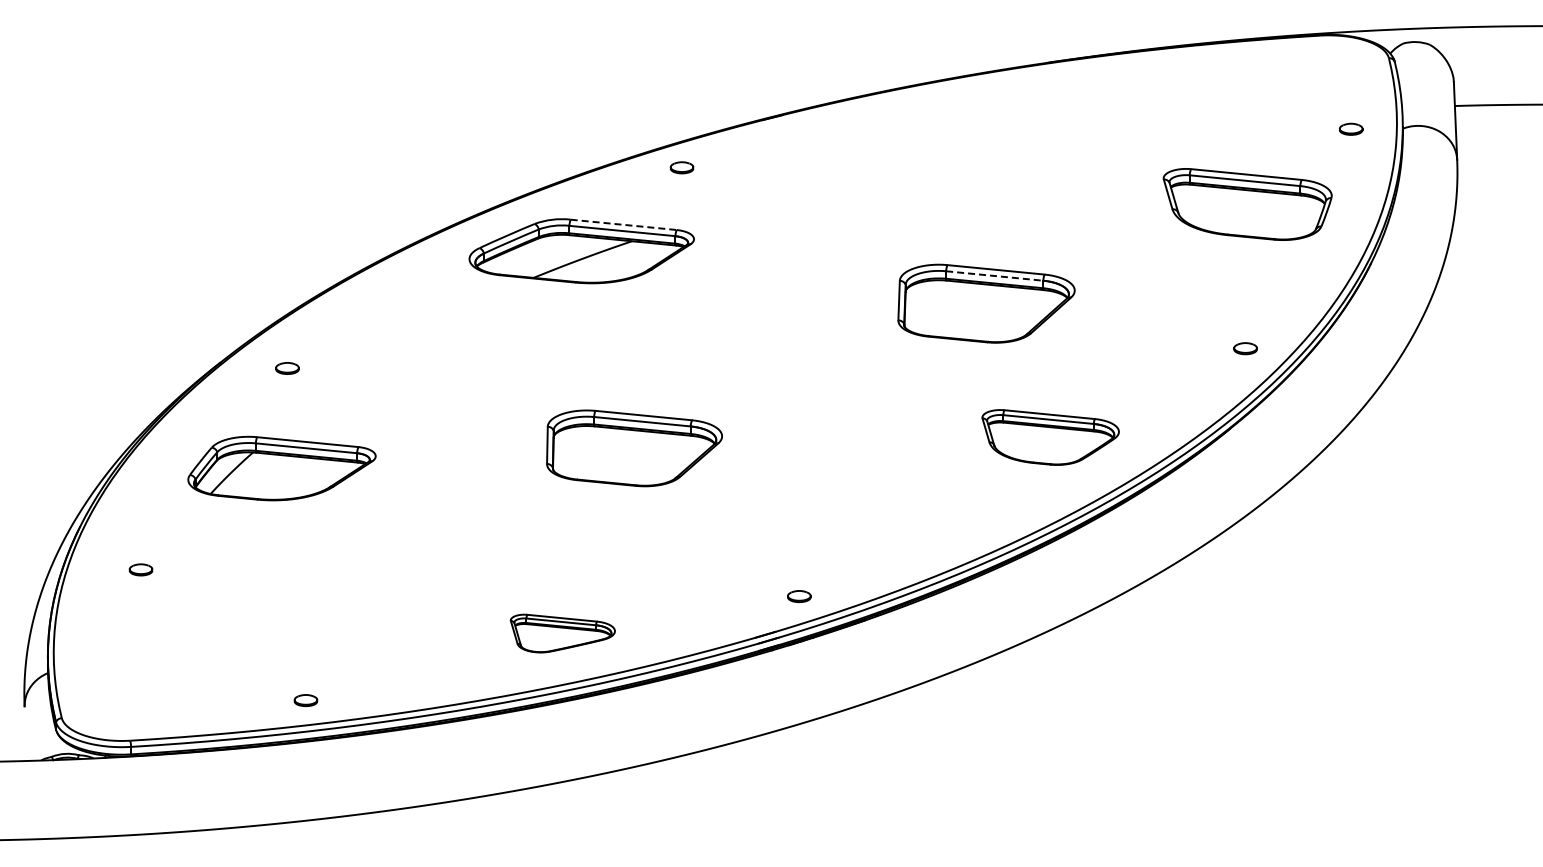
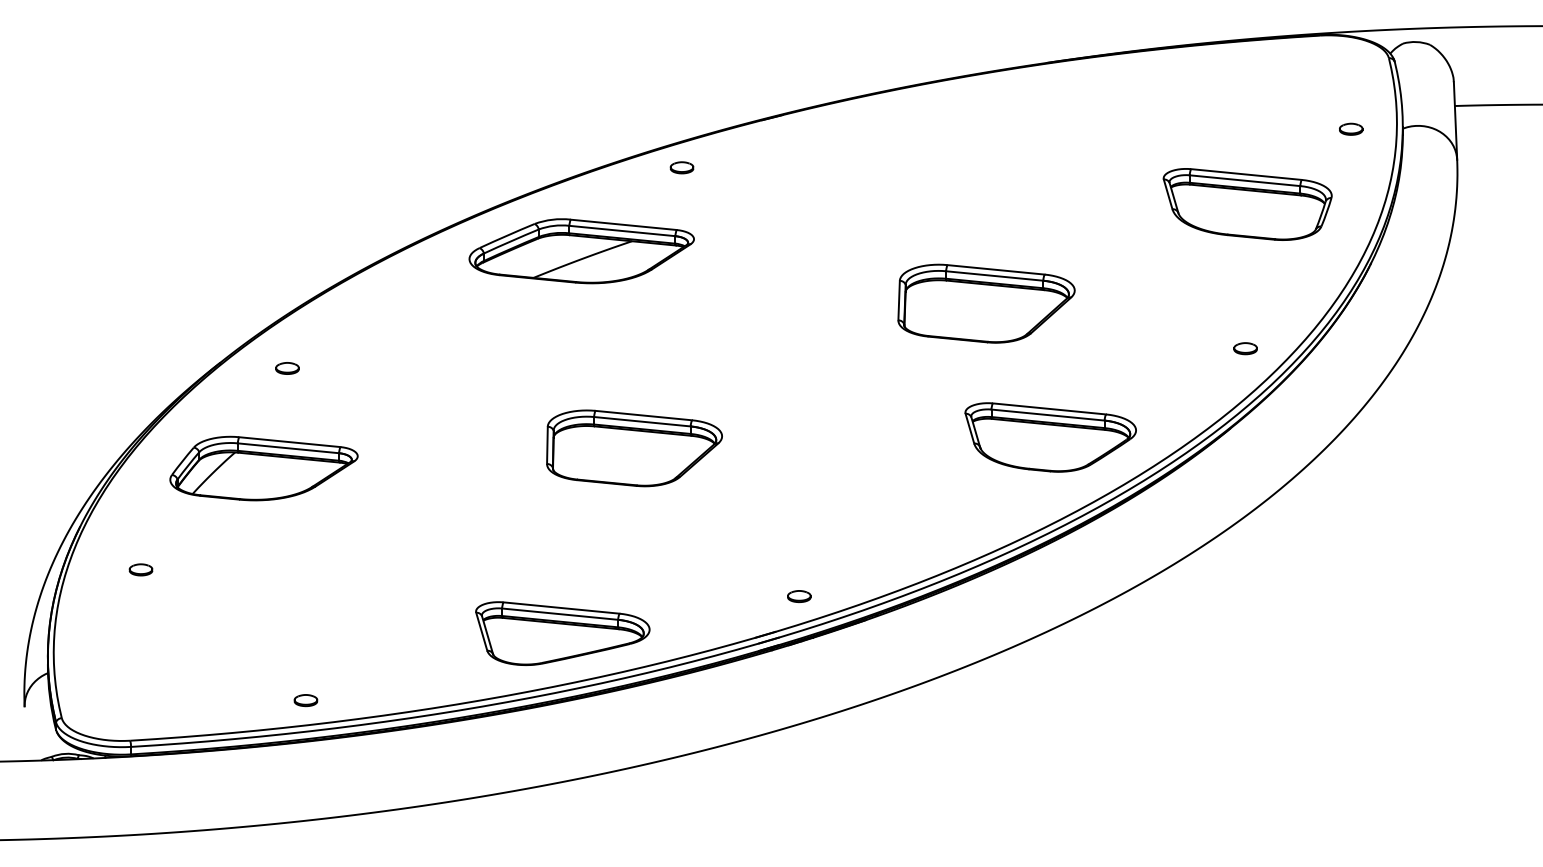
line: dashed -> solid (624, 224)
line: dashed -> solid (994, 276)
part size: 139x57 px -> 173x71 px (1050, 437)
part position: (281, 468) -> (263, 468) (263, 468)
part size: 107x41 px -> 176x65 px (562, 633)
